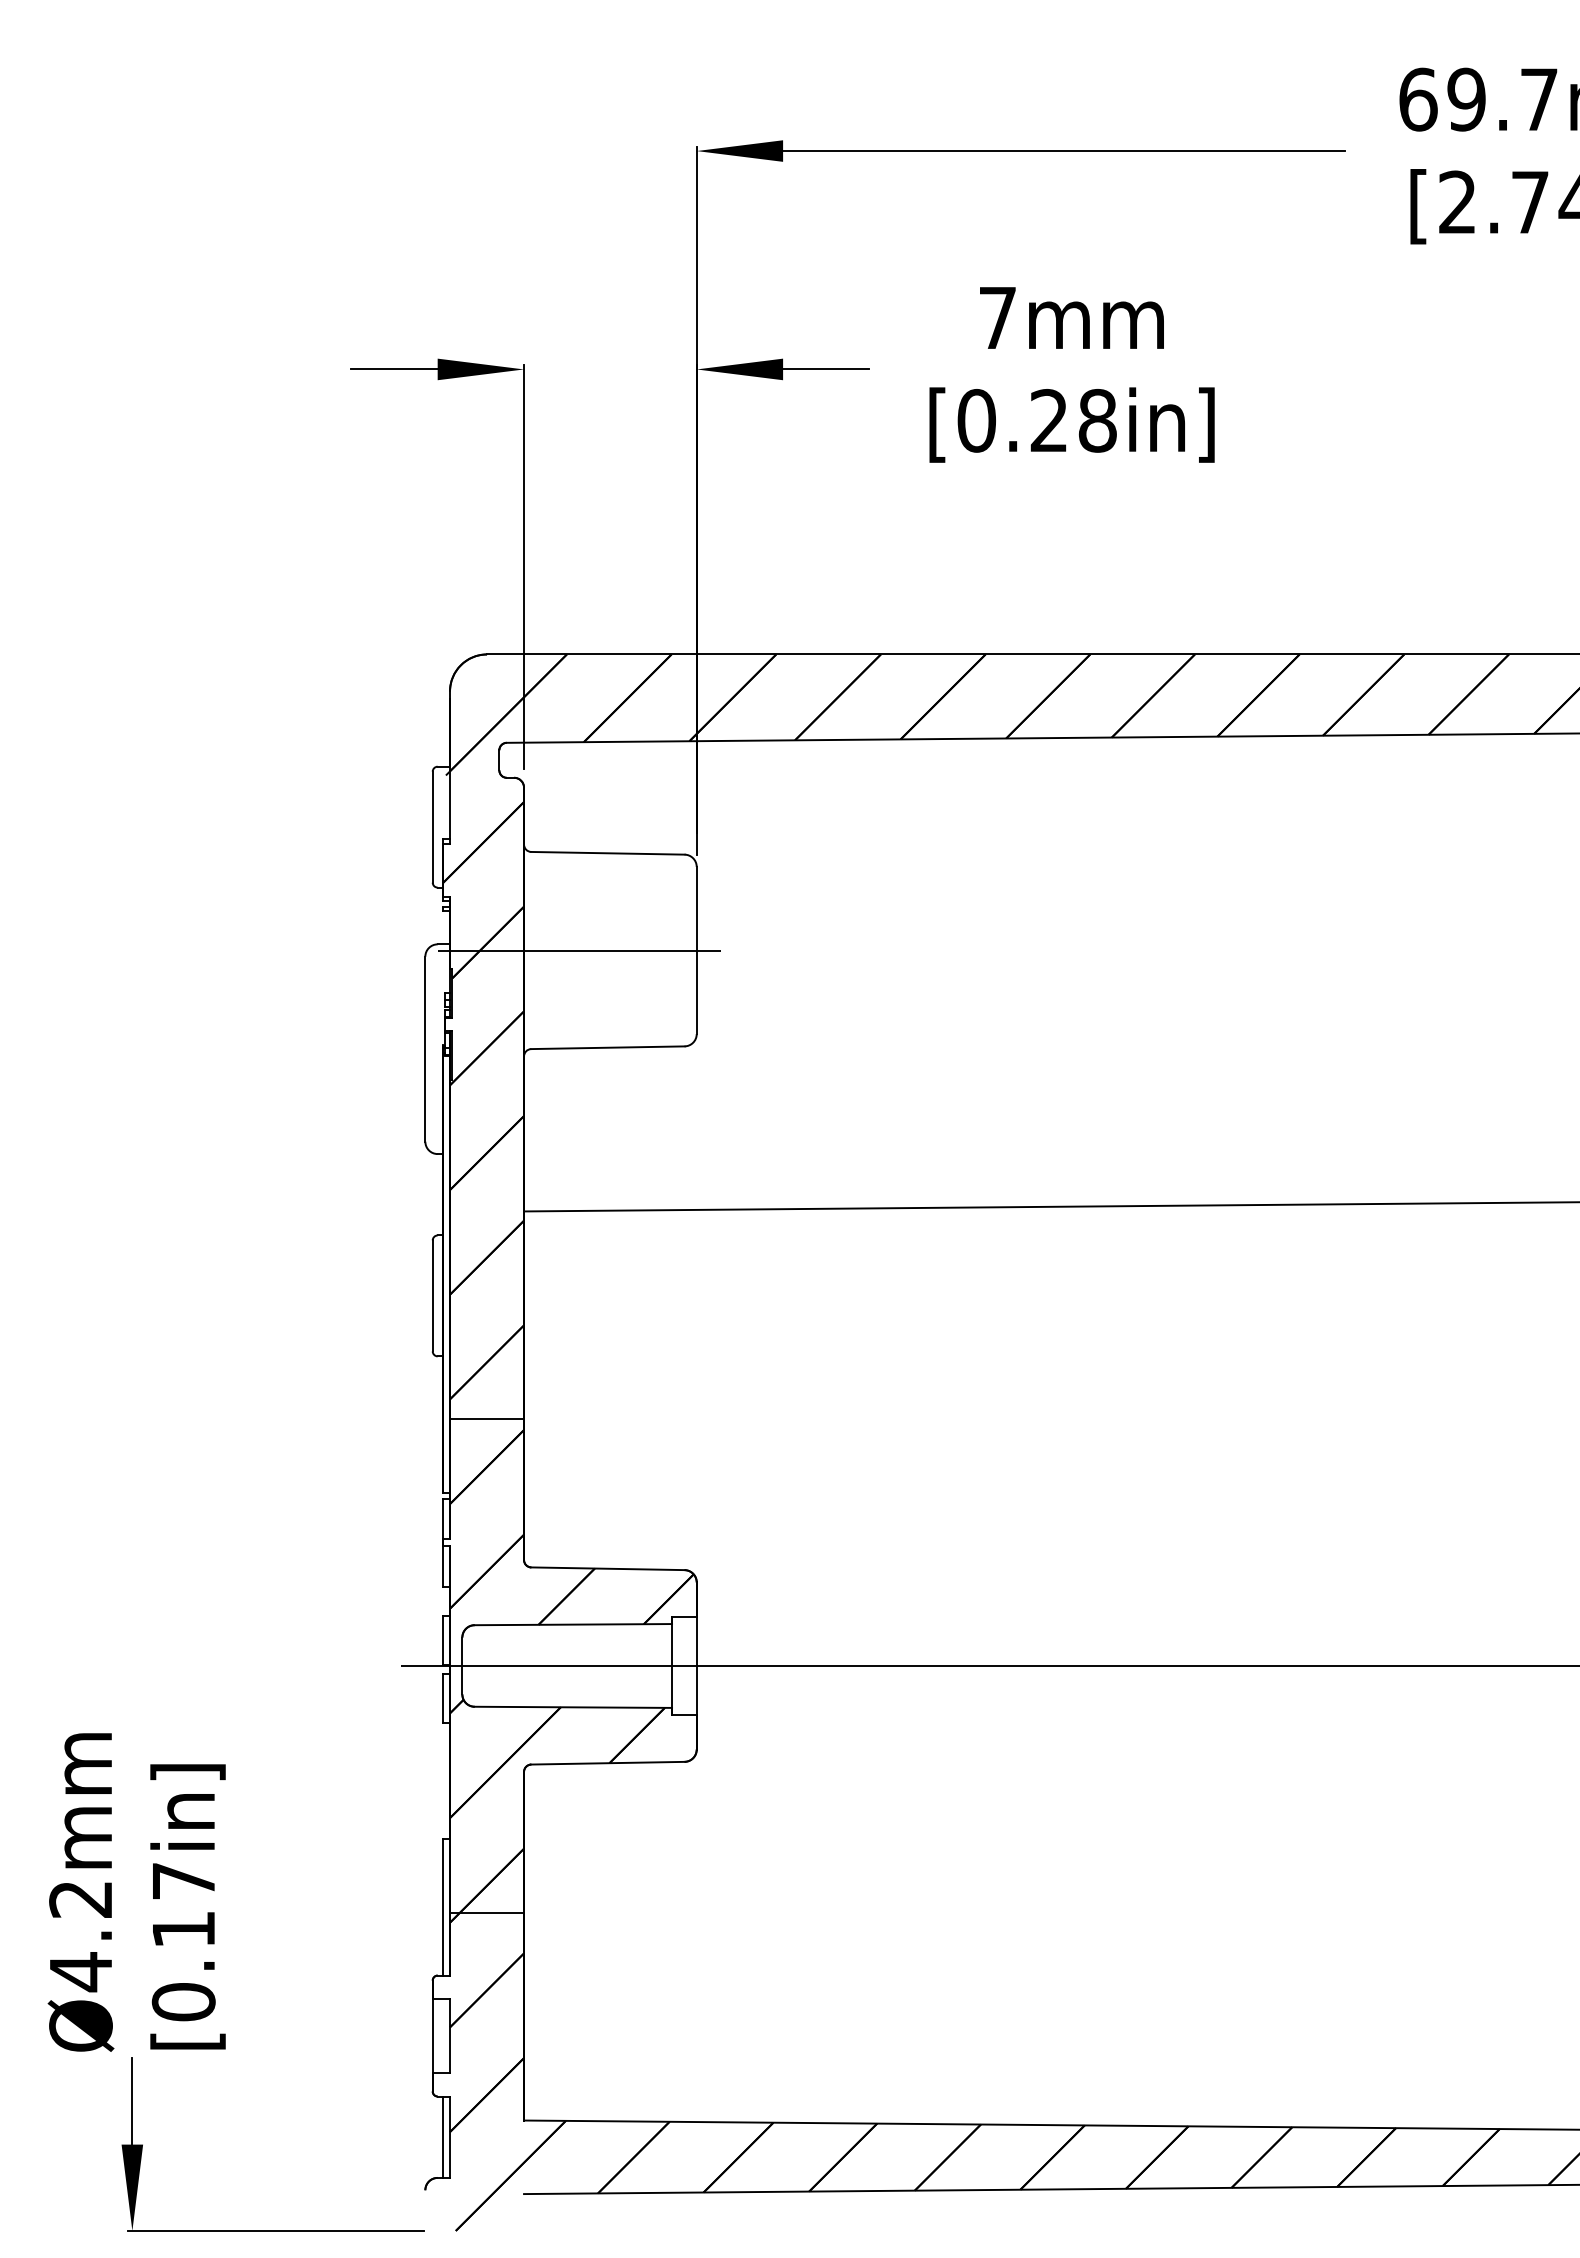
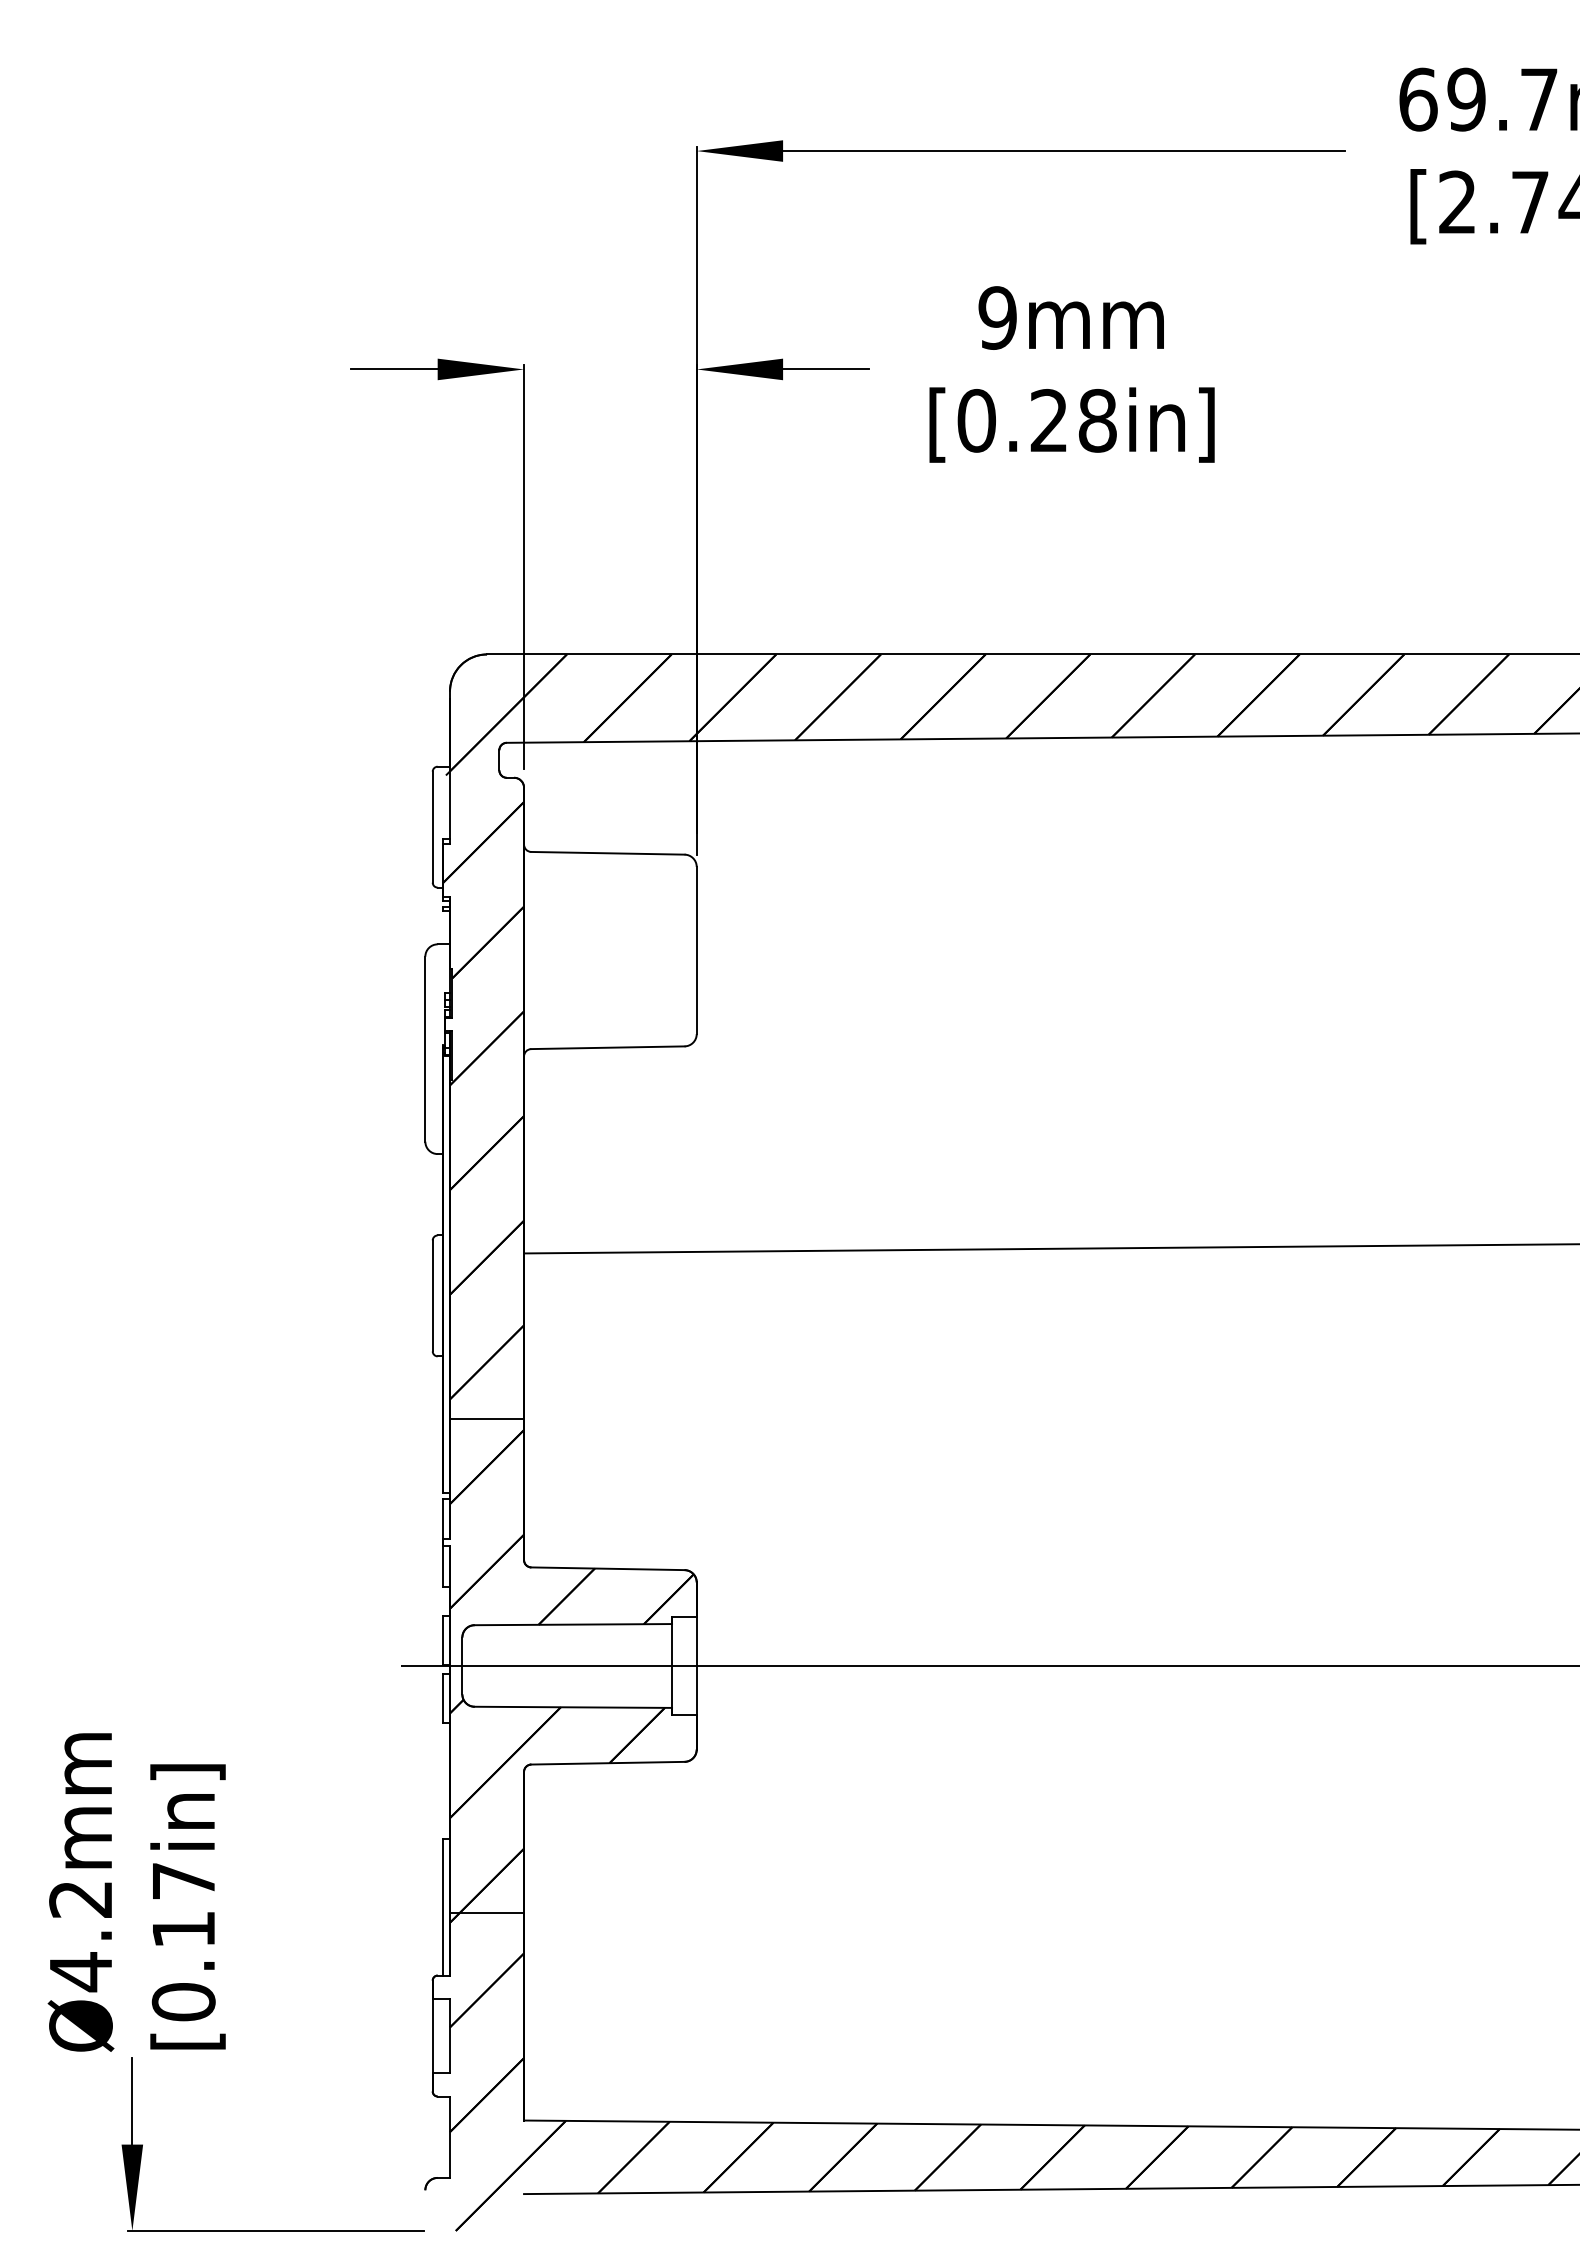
text: 7mm -> 9mm (997, 317)
line: present -> none (579, 950)
line position: (1050, 1206) -> (1050, 1248) (1050, 1248)
line: present -> none (442, 2136)
